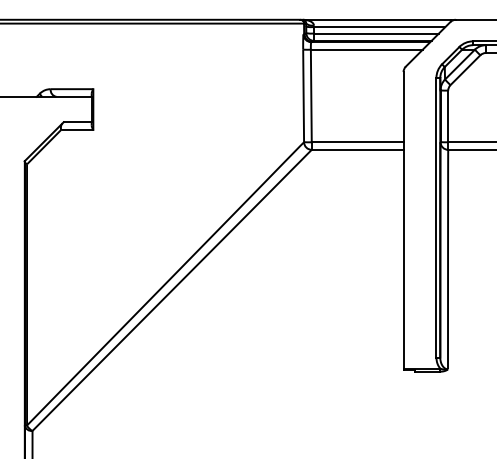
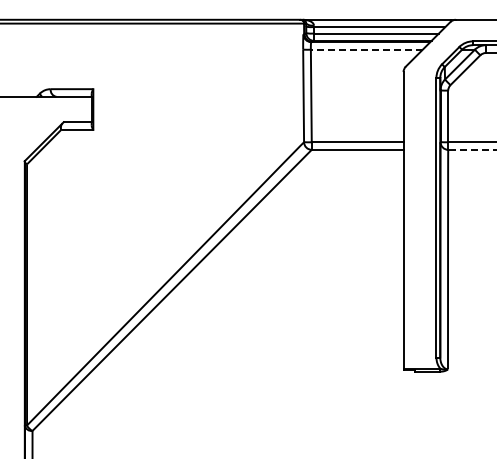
line: solid -> dashed (366, 49)
line: solid -> dashed (472, 149)
